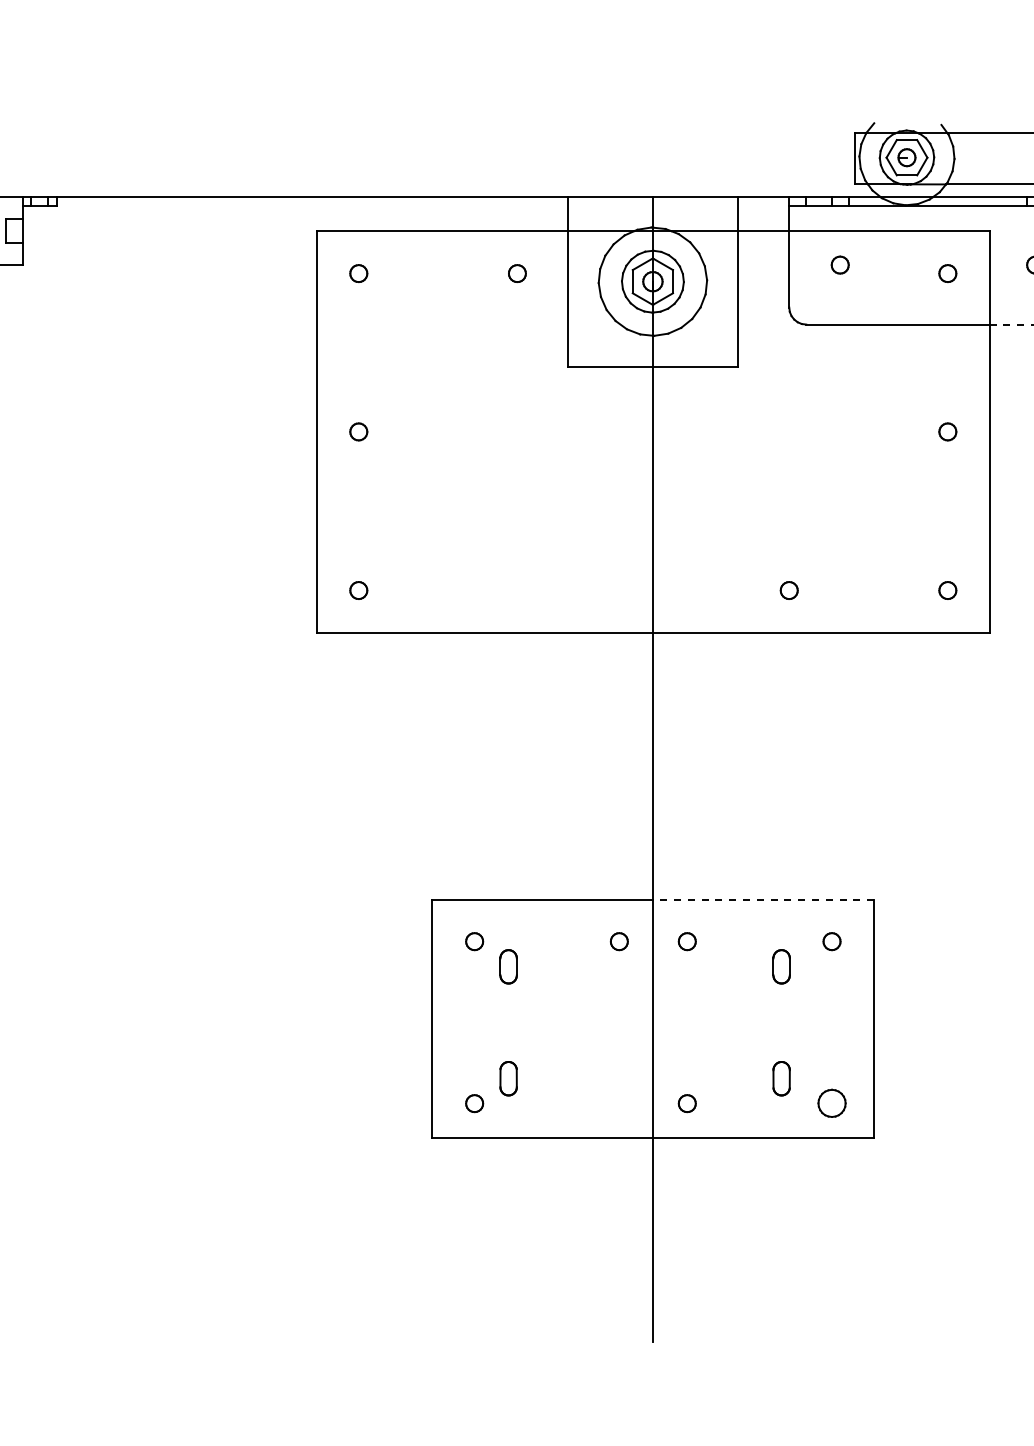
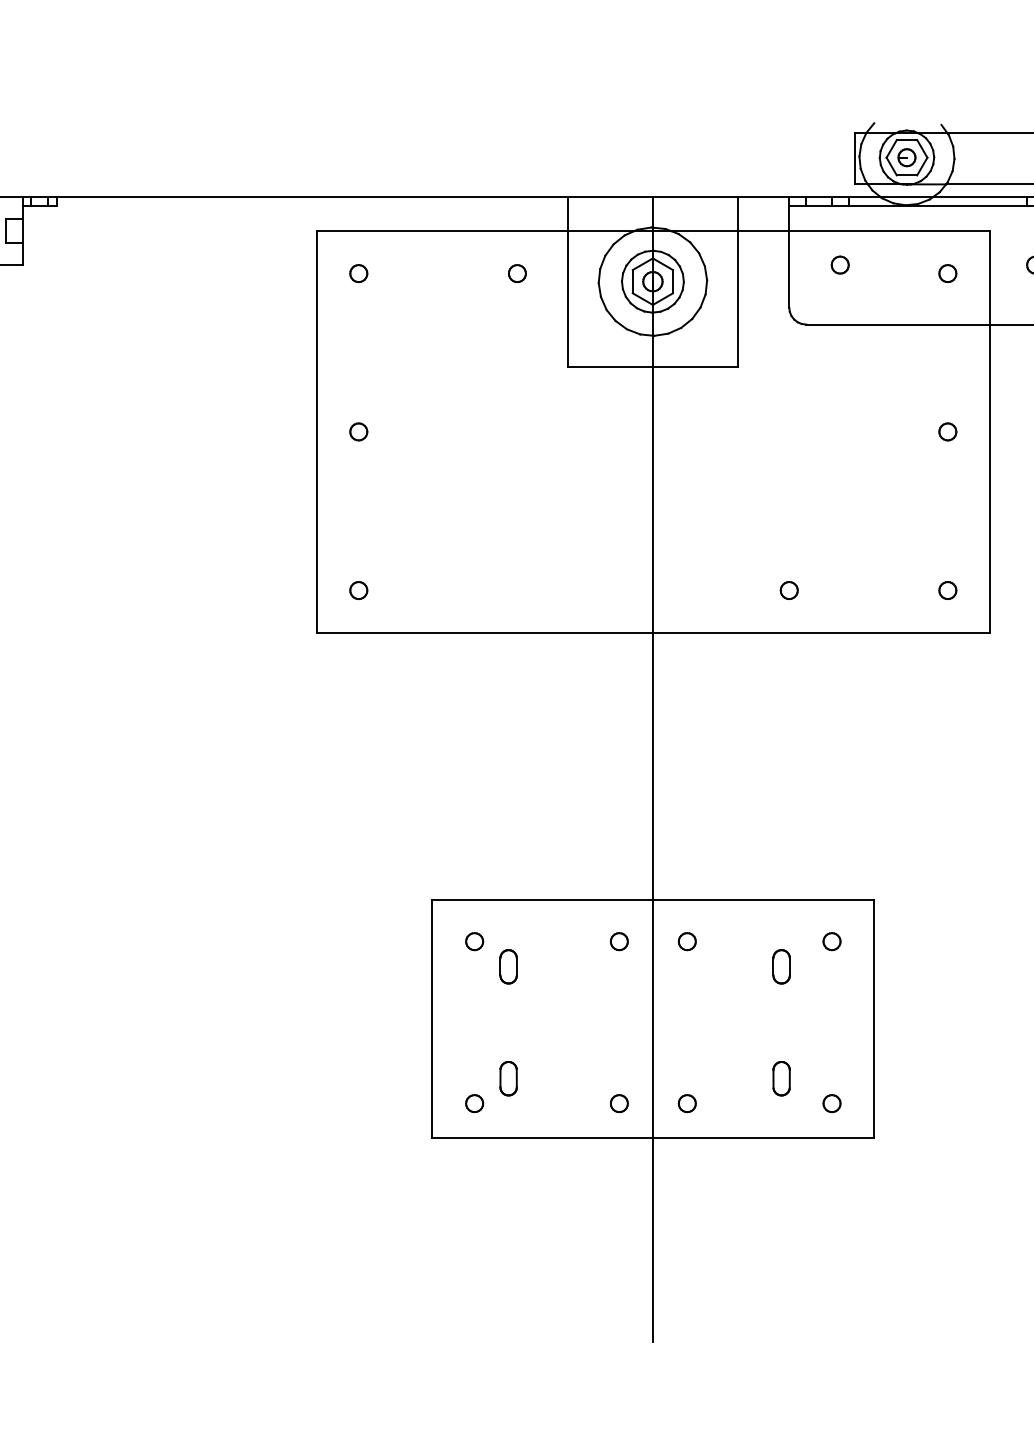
line: dashed -> solid (1011, 324)
line: dashed -> solid (763, 900)
part size: 30x30 px -> 20x20 px (831, 1103)
part: none -> present (618, 1103)
